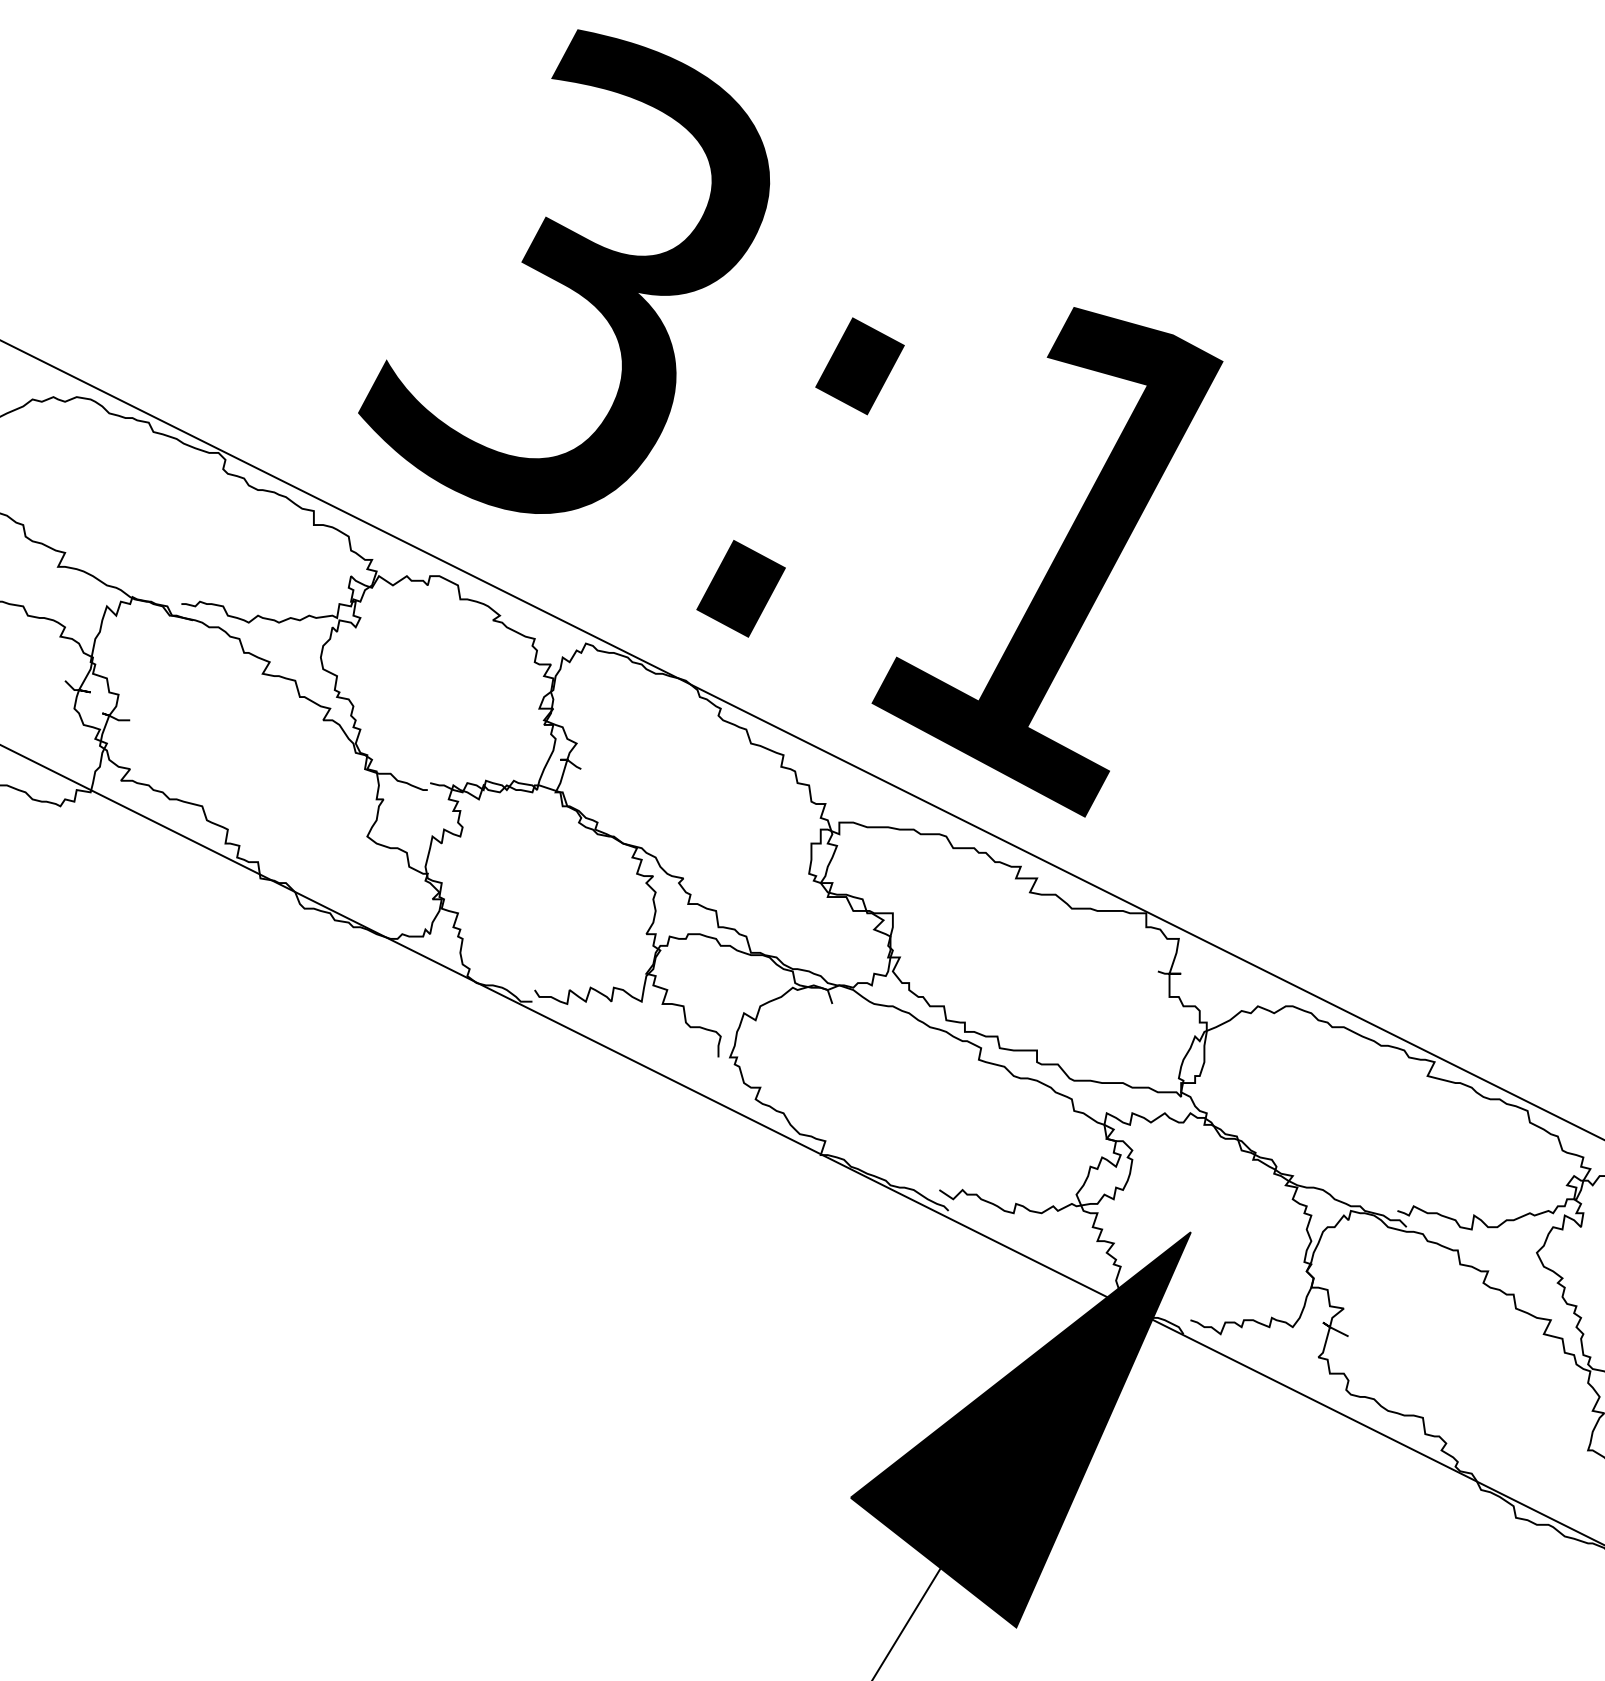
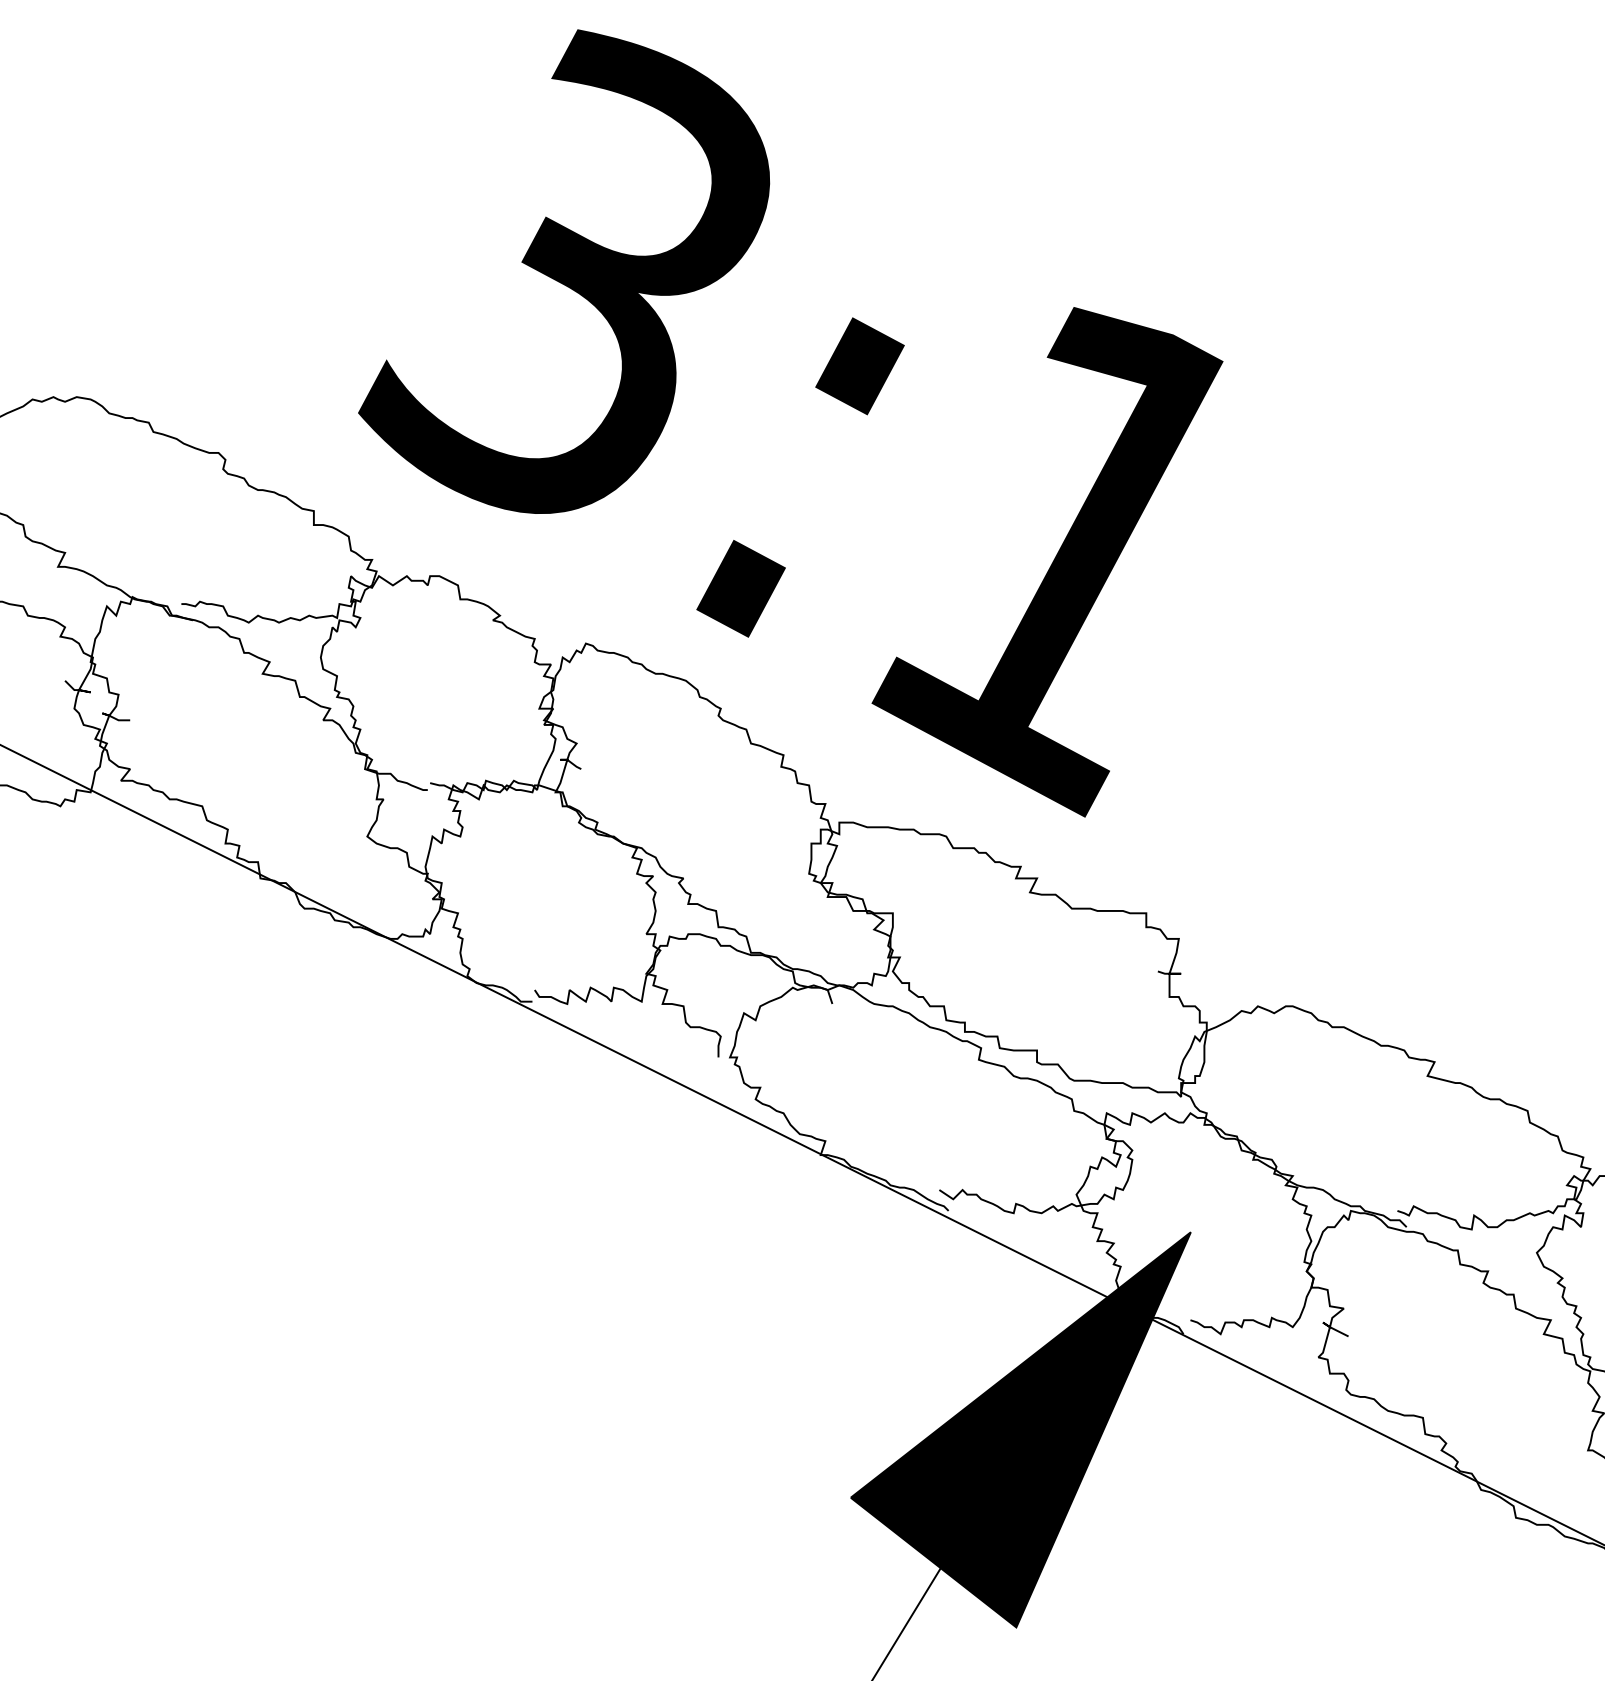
line: present -> none (801, 739)
